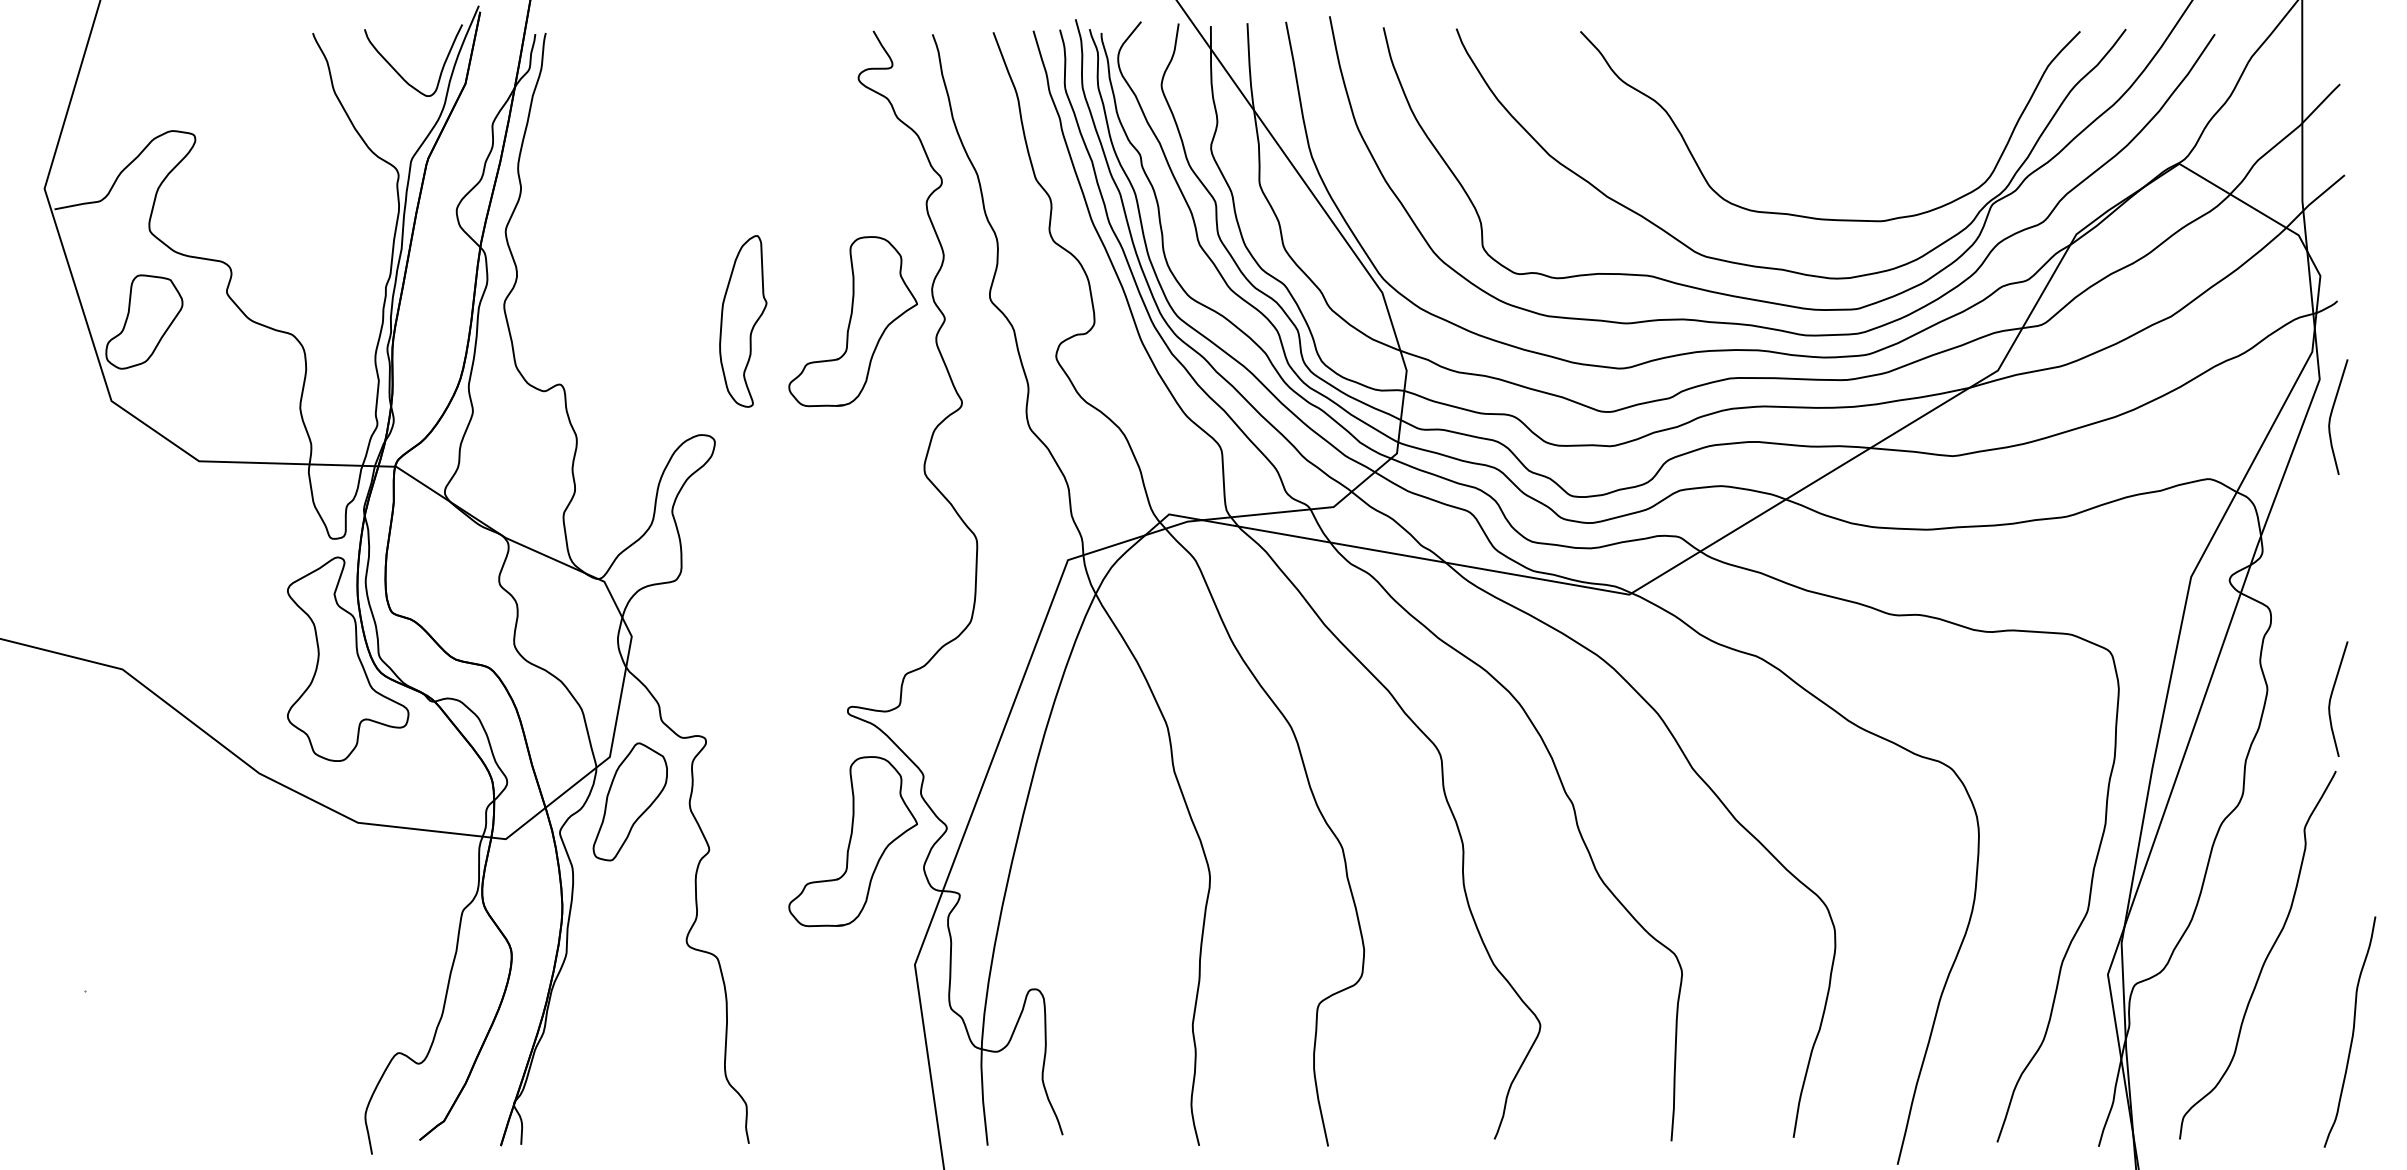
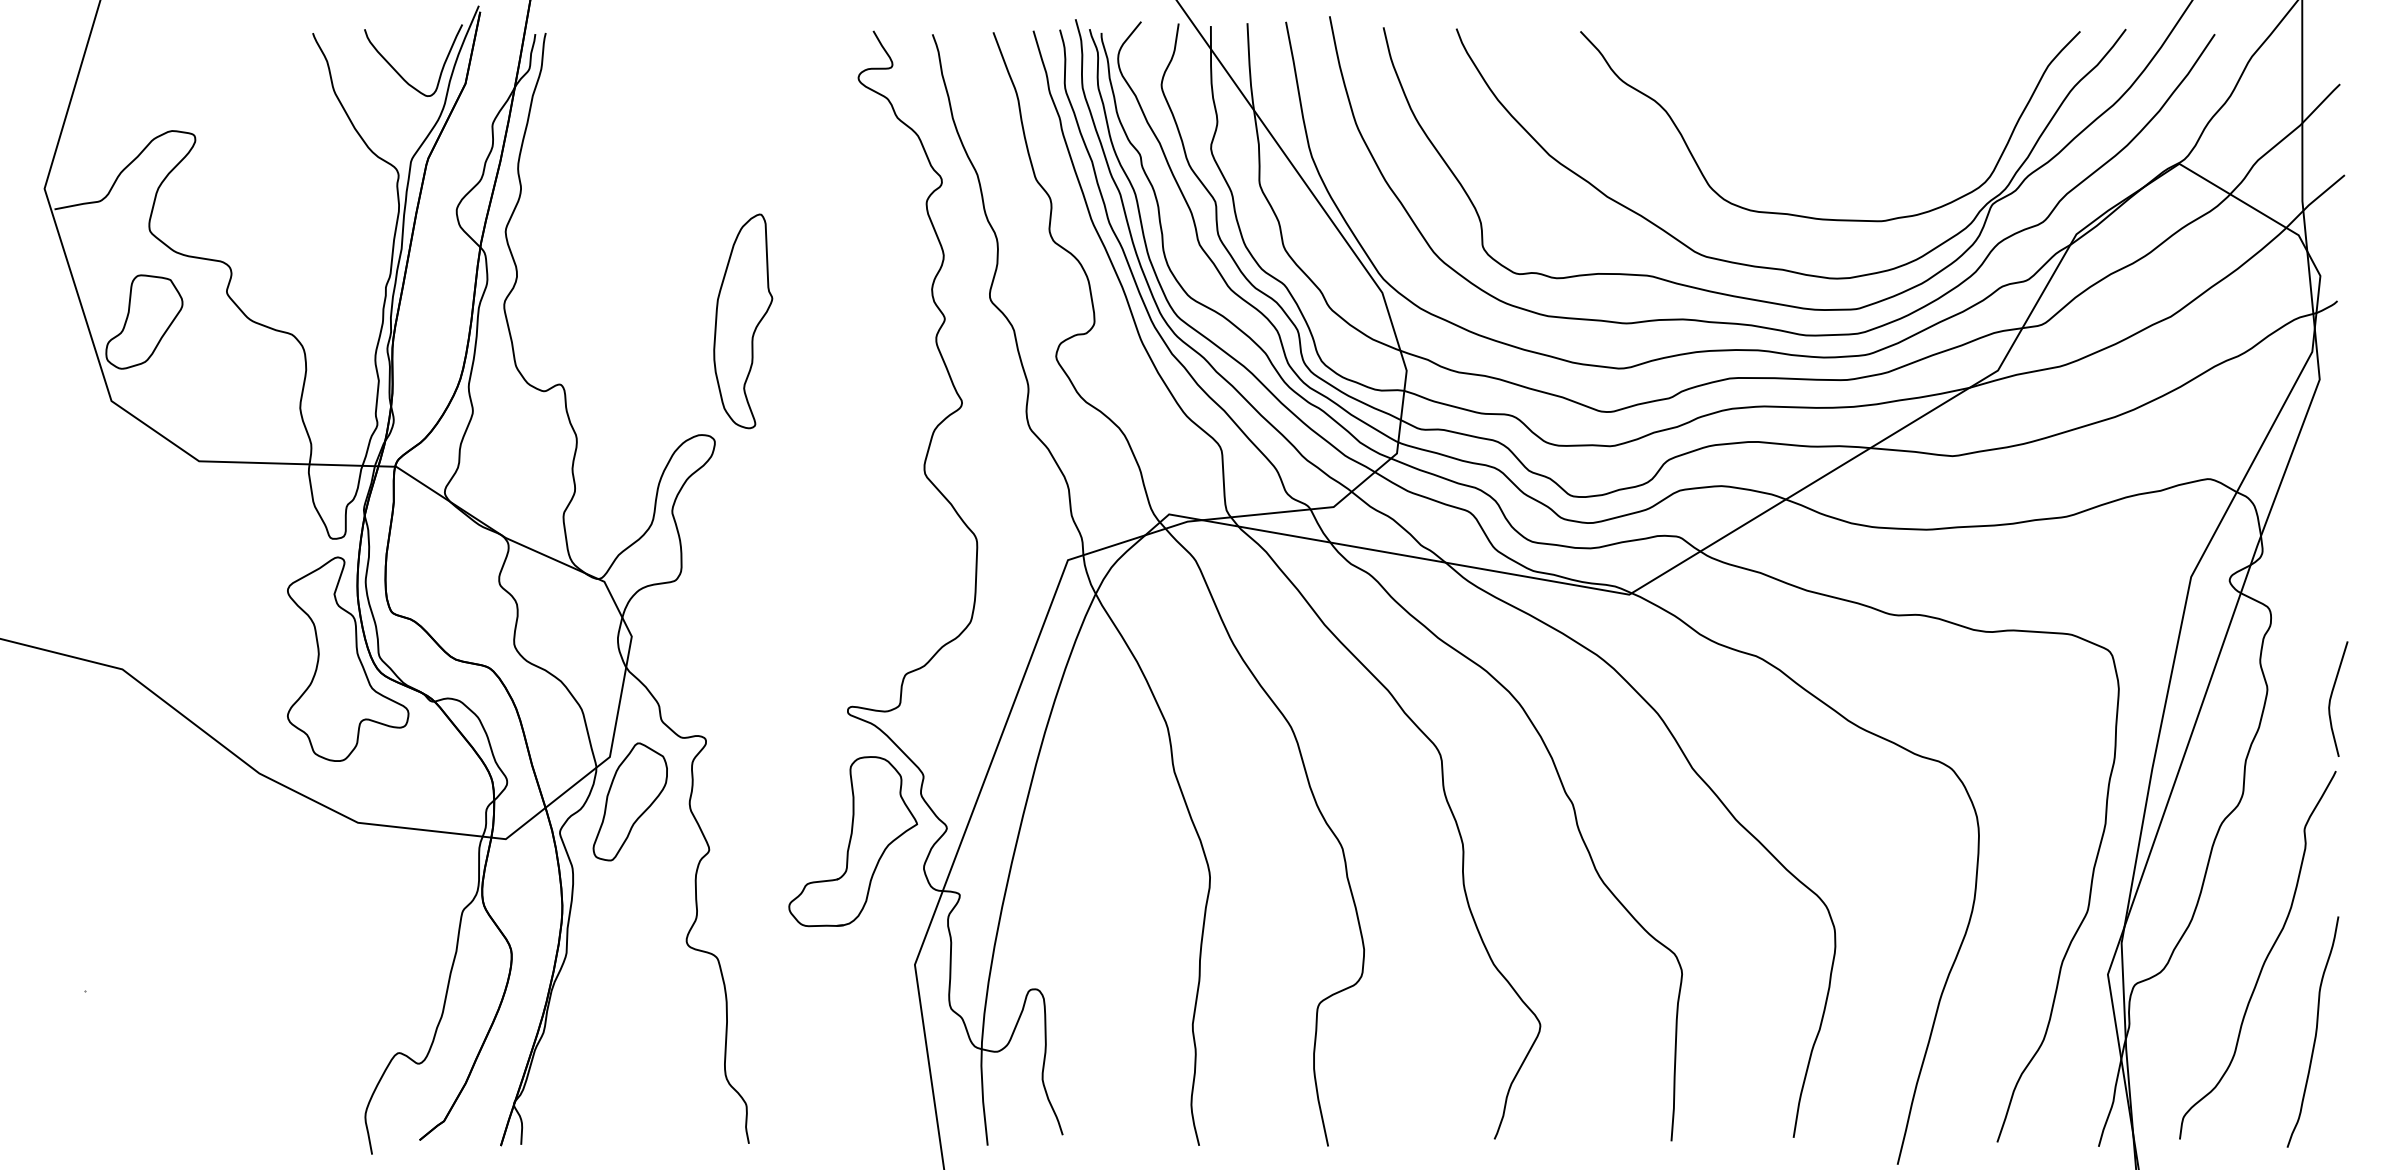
part size: 49x173 px -> 61x217 px (743, 321)
part: present -> none (852, 321)
curve: present -> none (2332, 413)
curve position: (2352, 1031) -> (2315, 1031) (2315, 1031)
